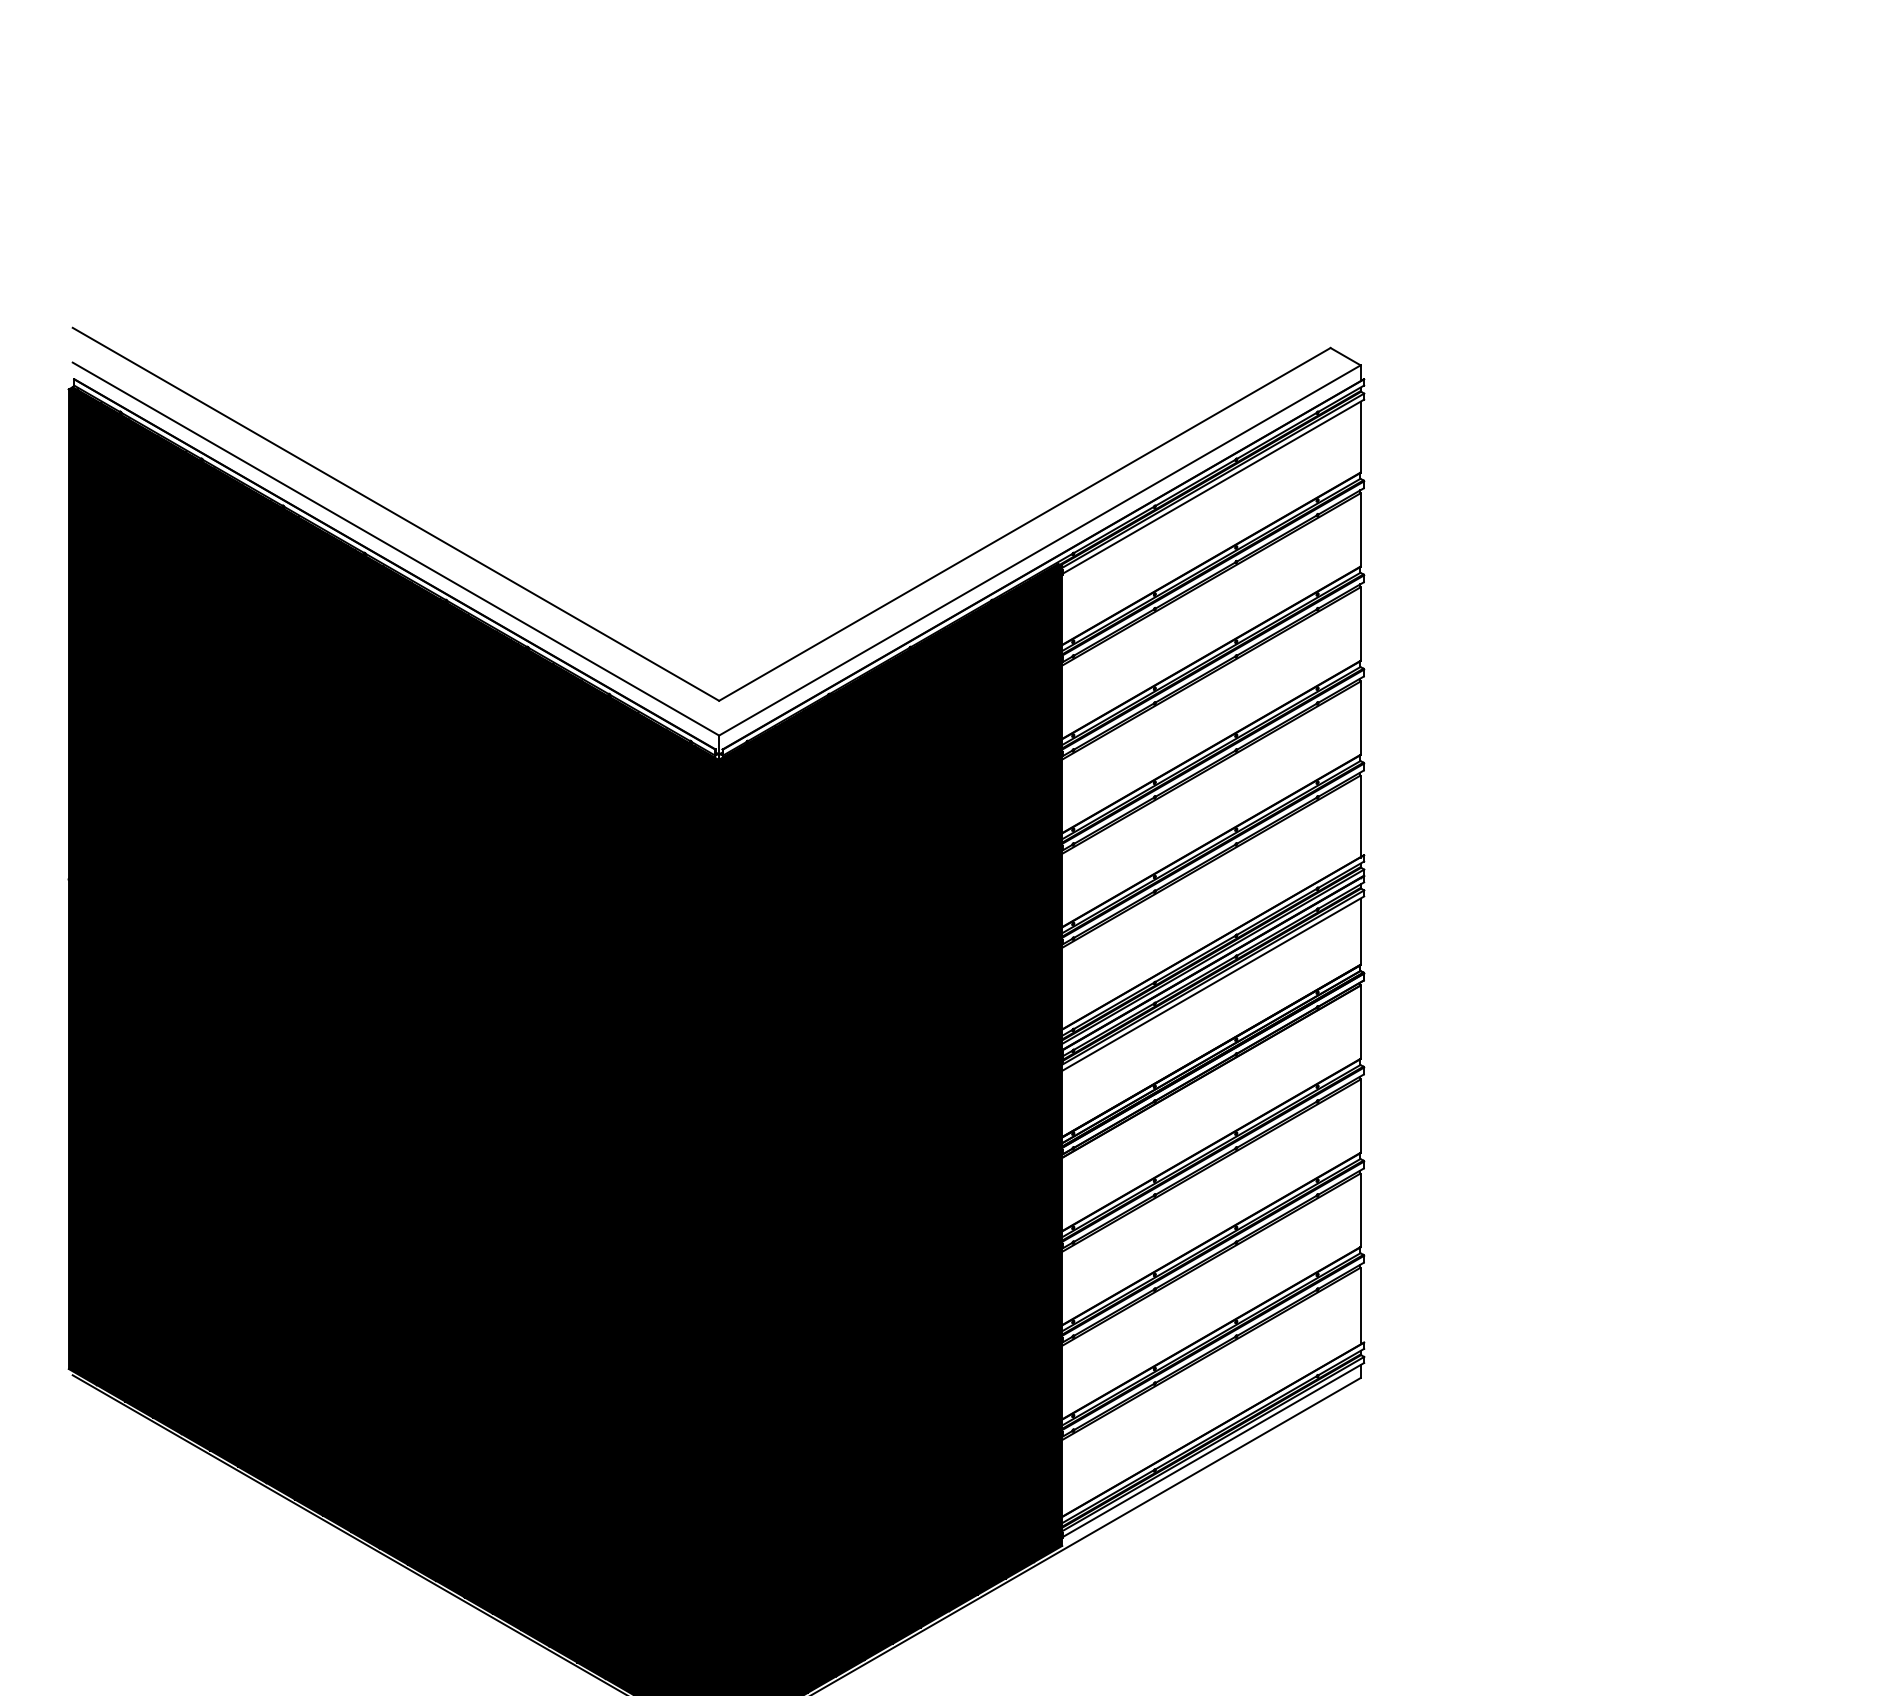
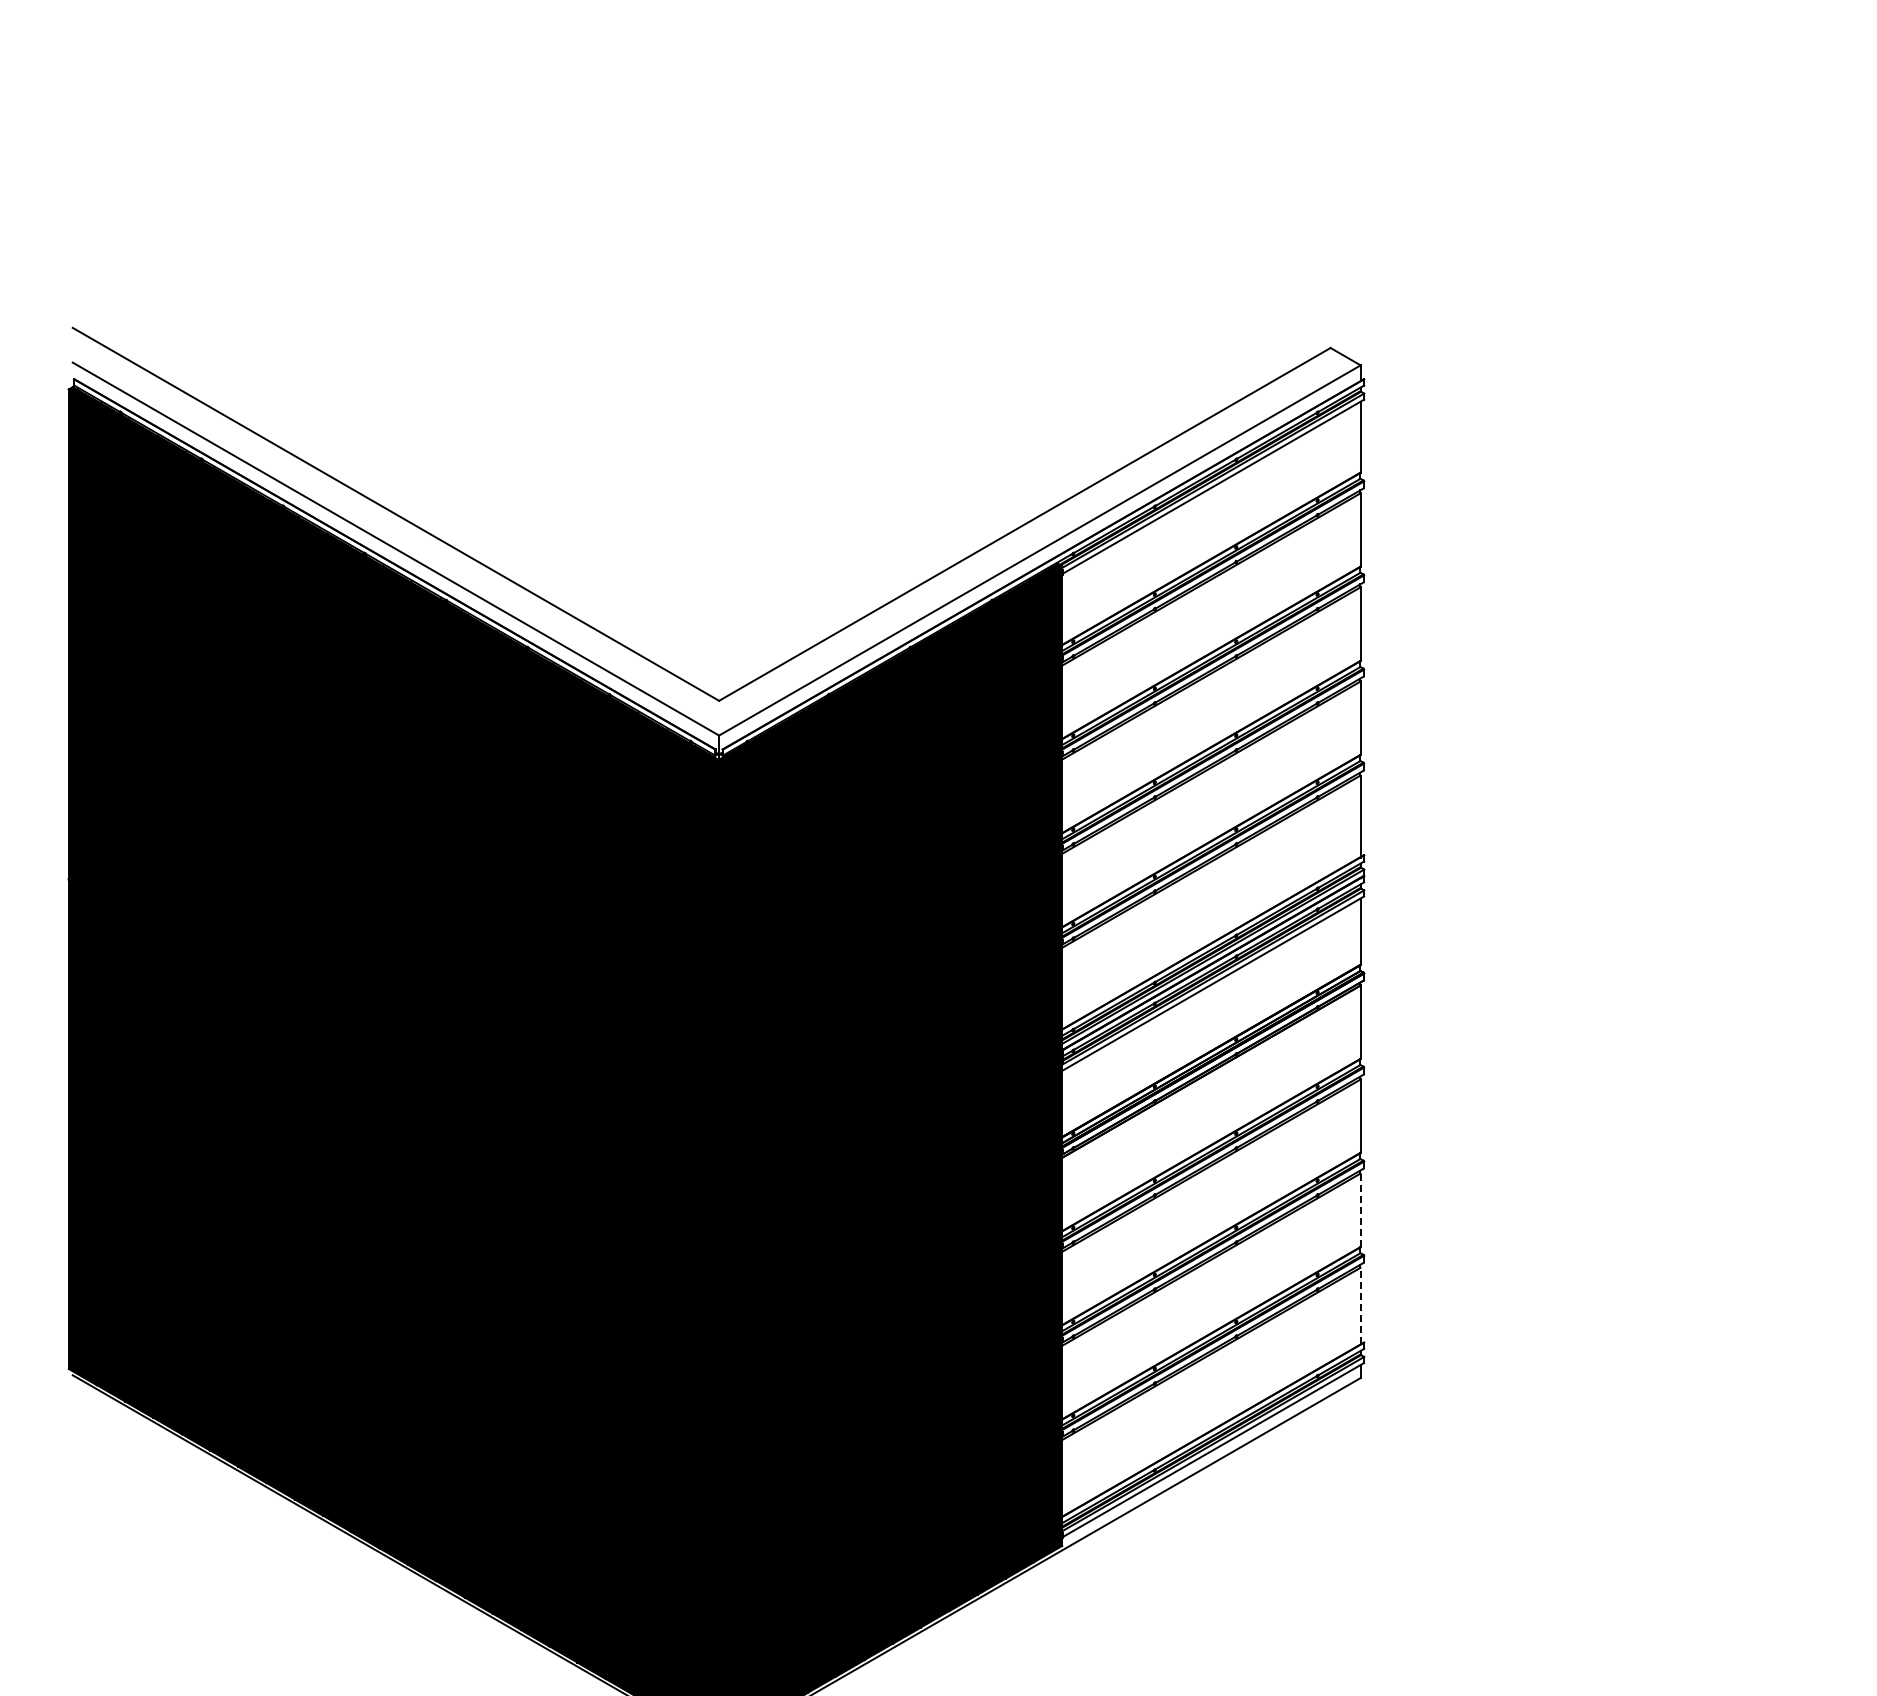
line: solid -> dashed (1360, 1210)
line: solid -> dashed (1360, 1305)
